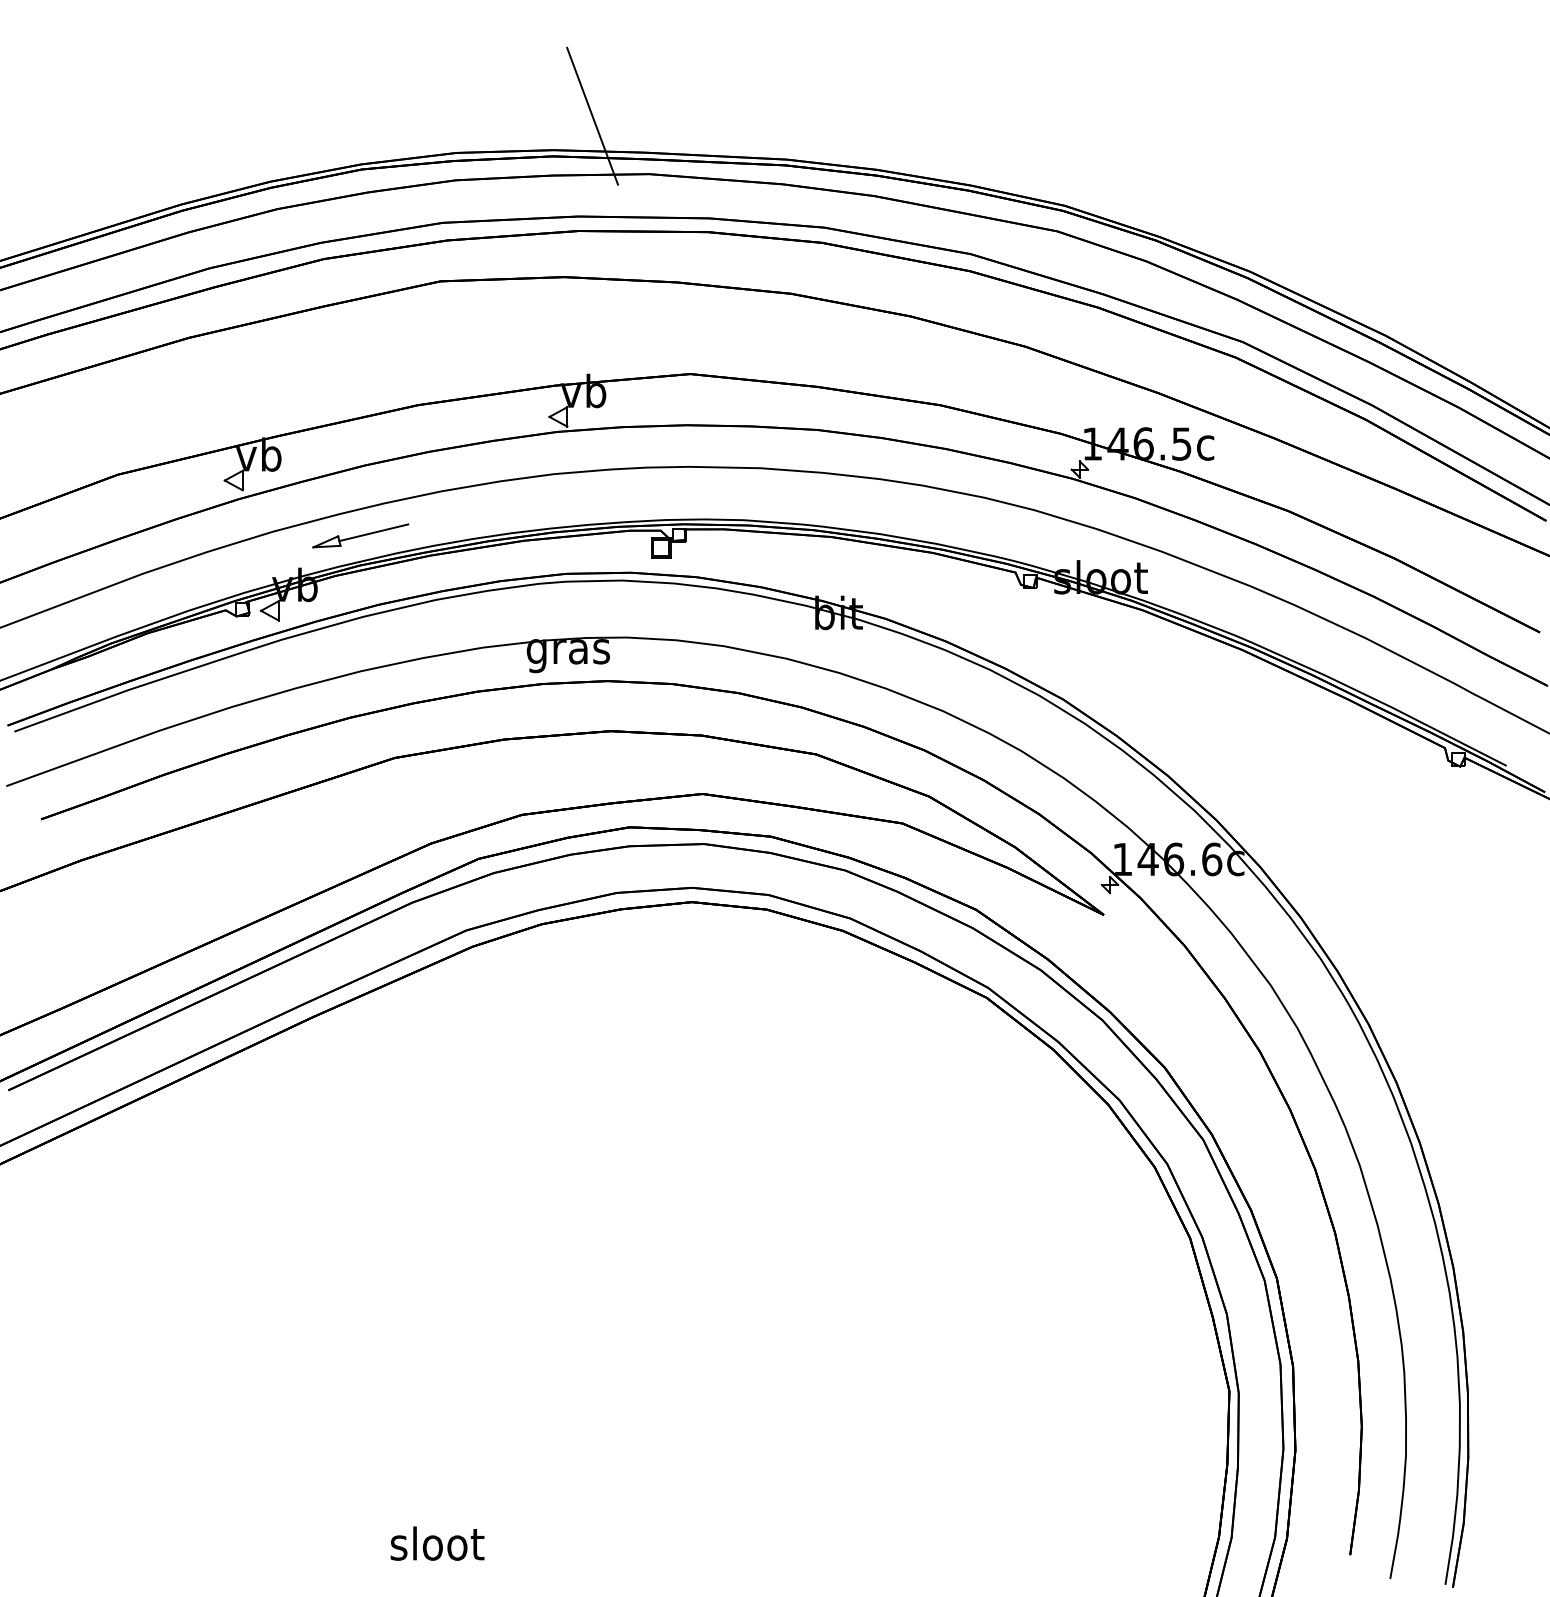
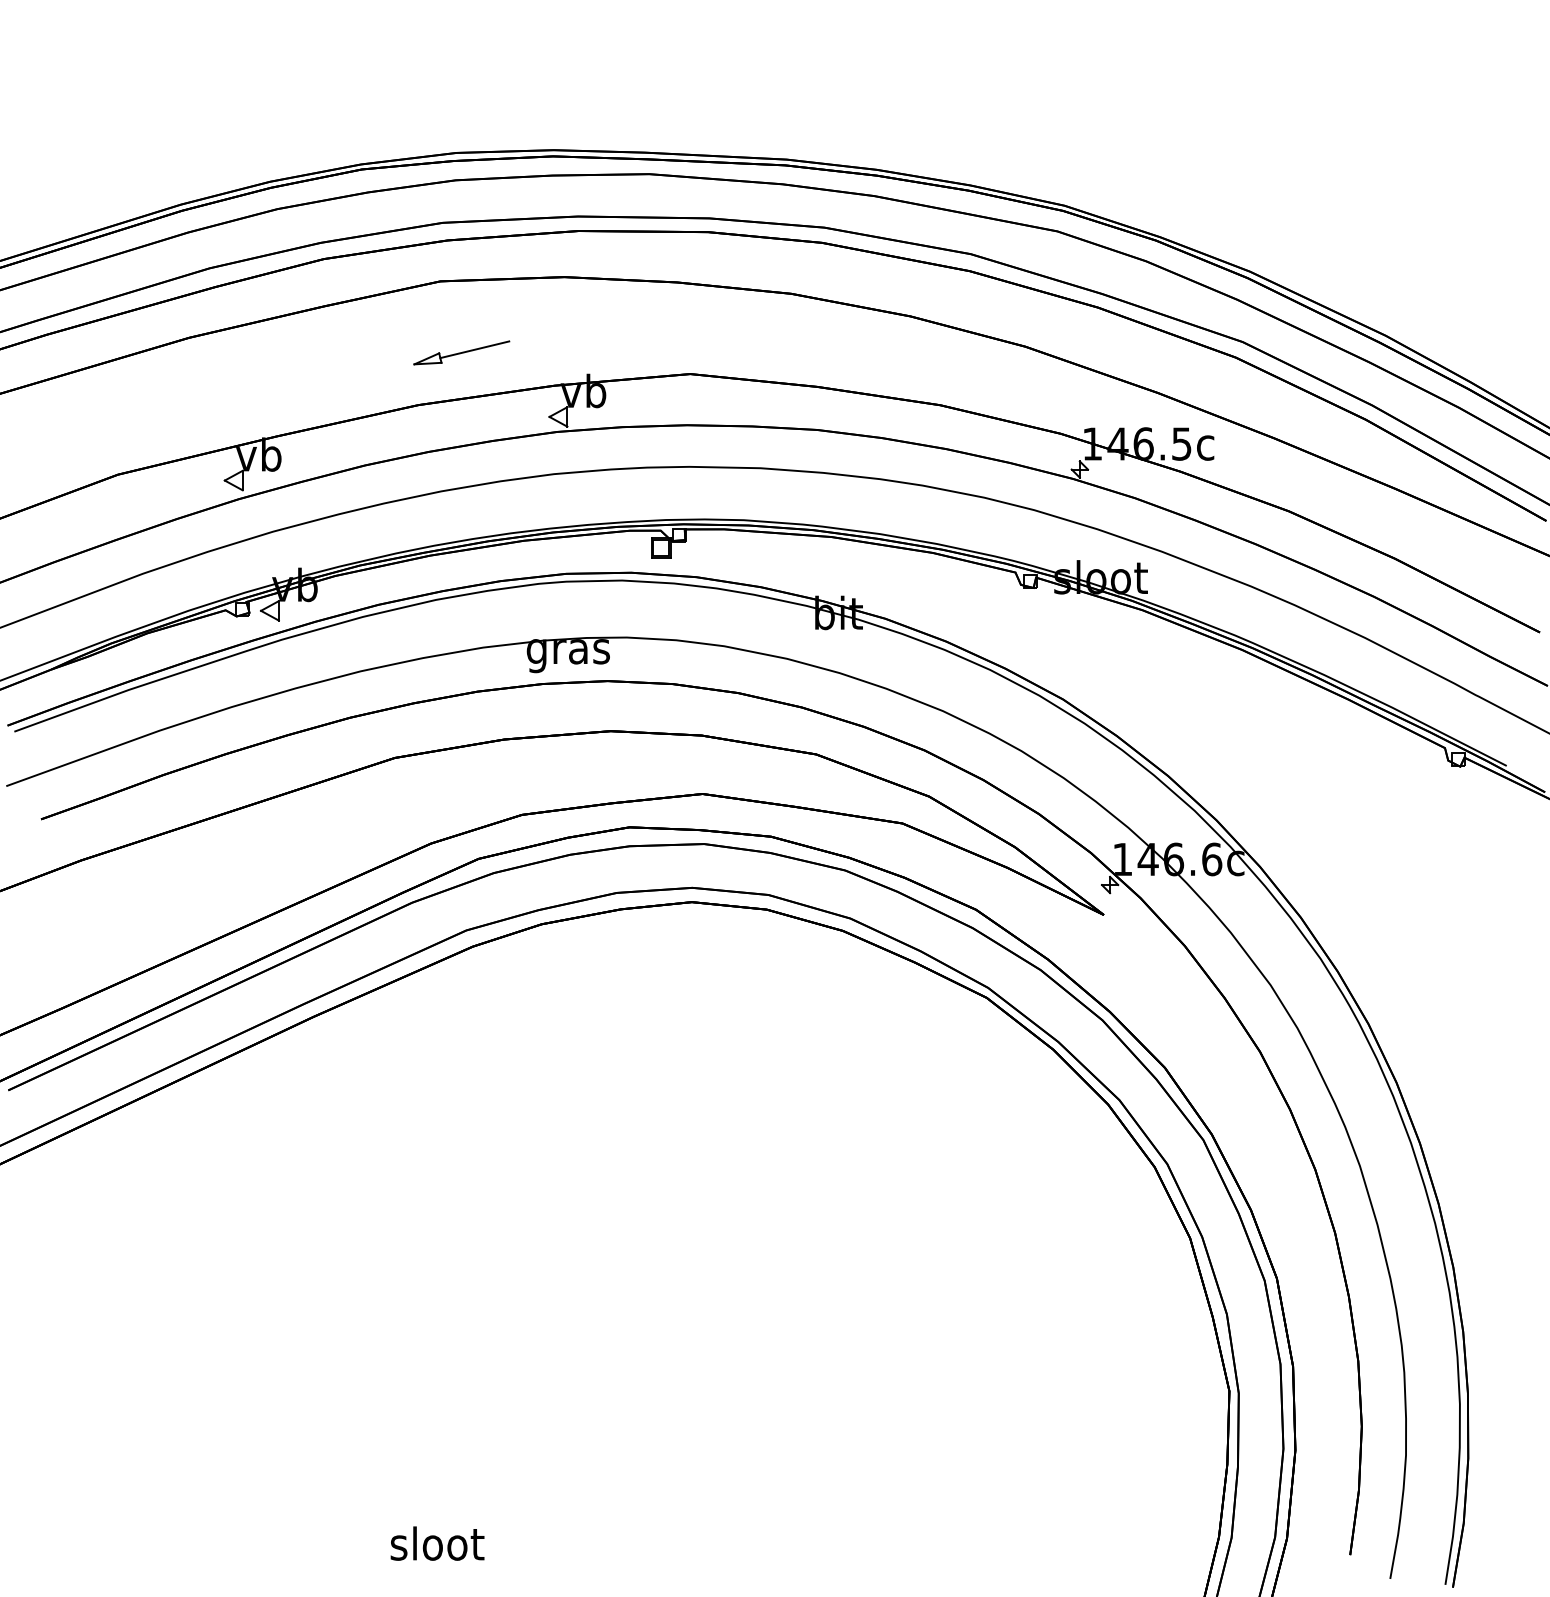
line: present -> none (592, 115)
part position: (360, 535) -> (461, 352) (461, 352)
